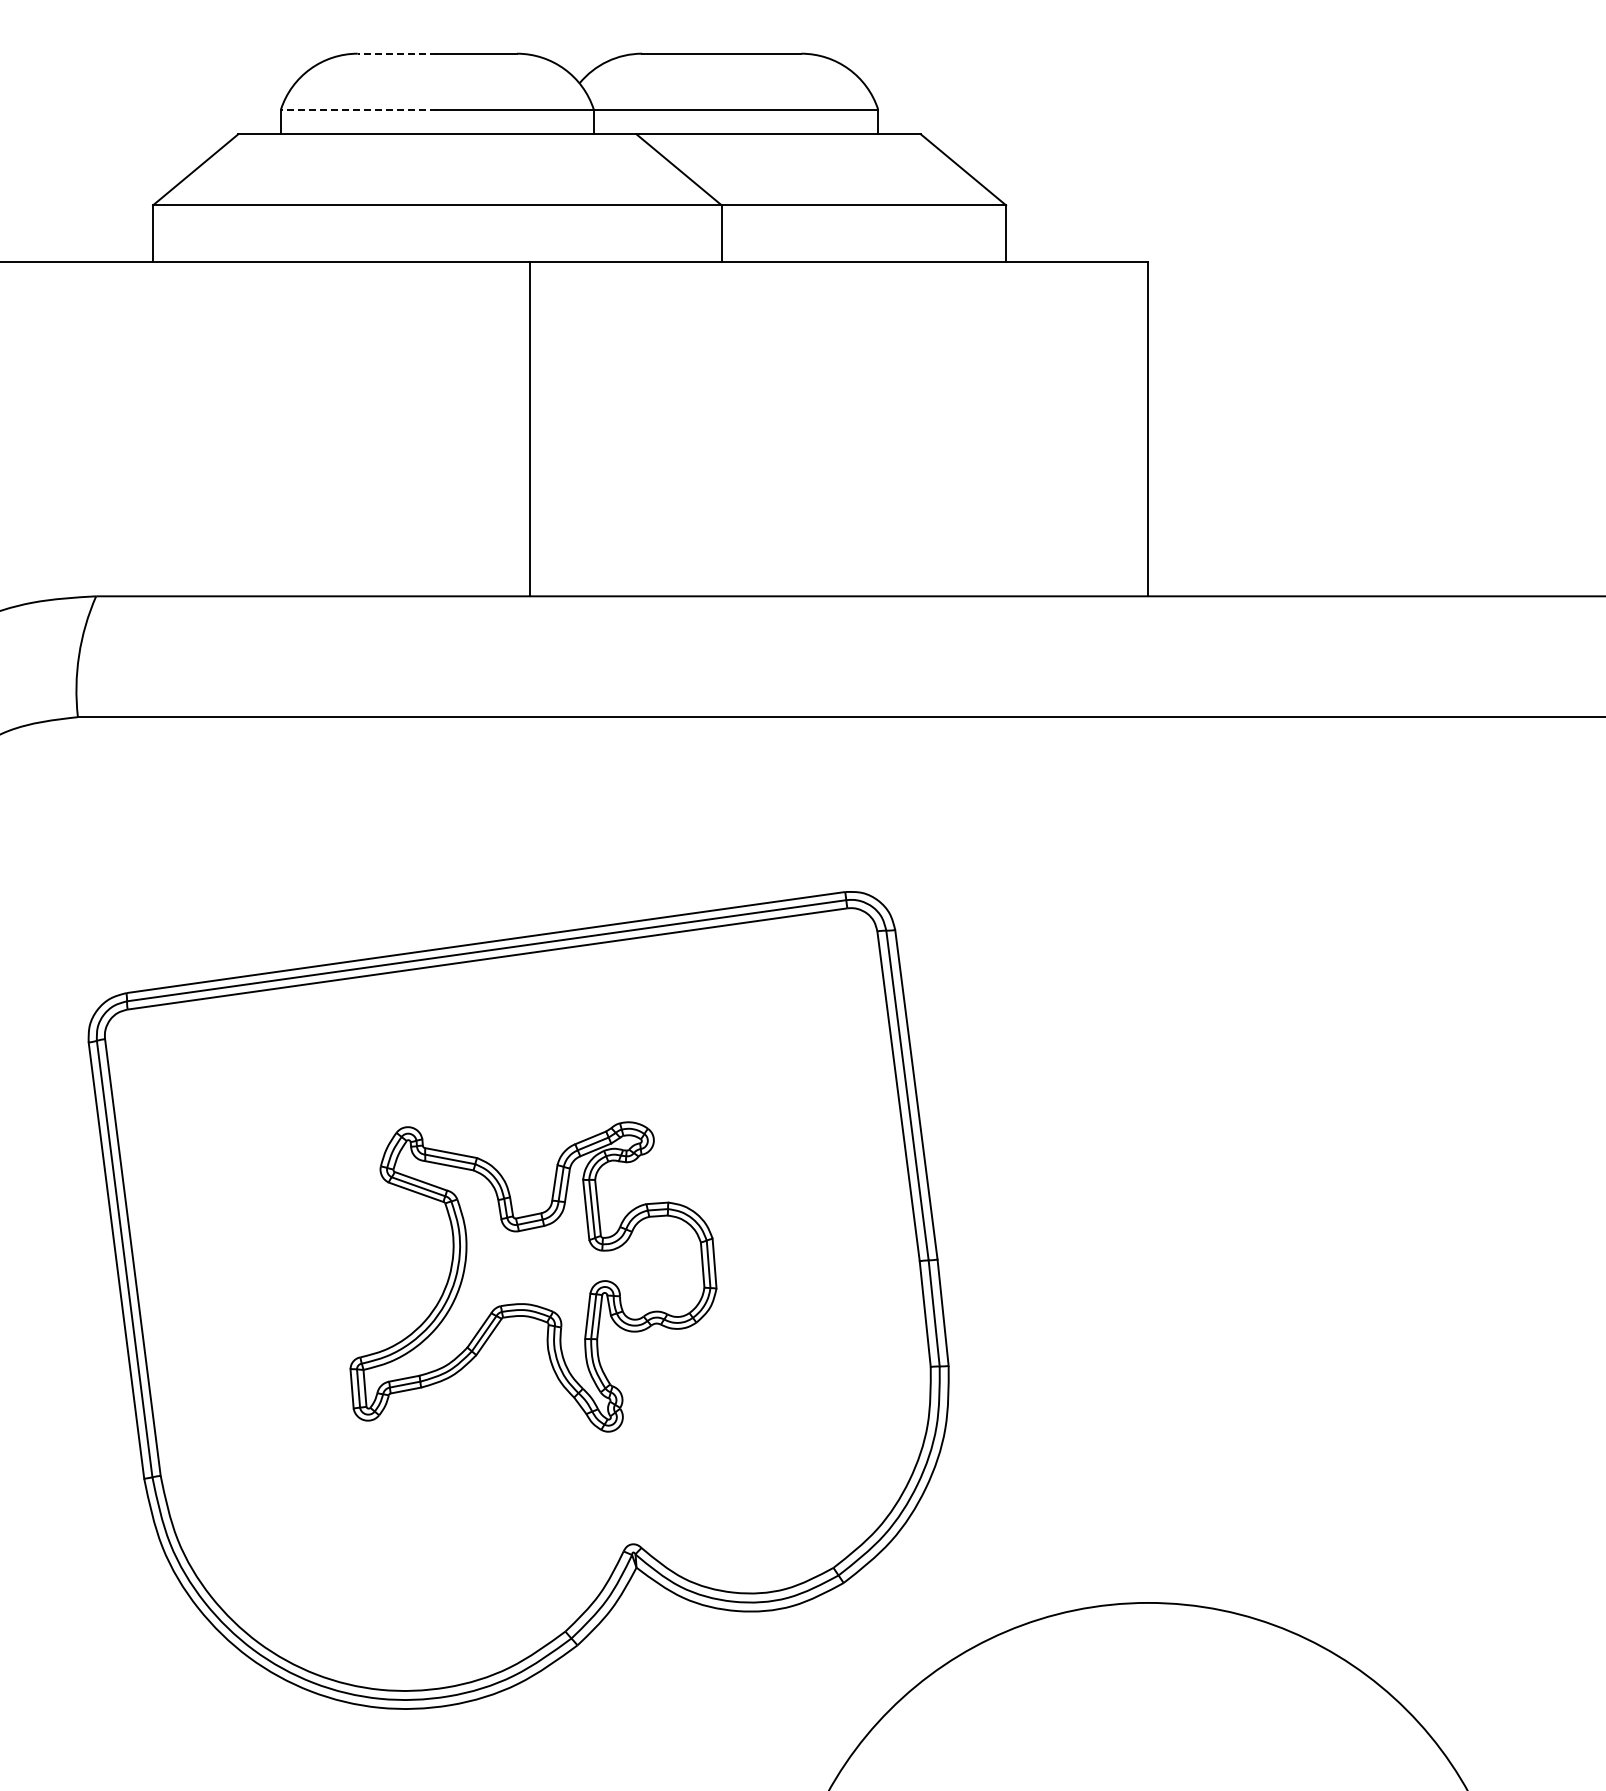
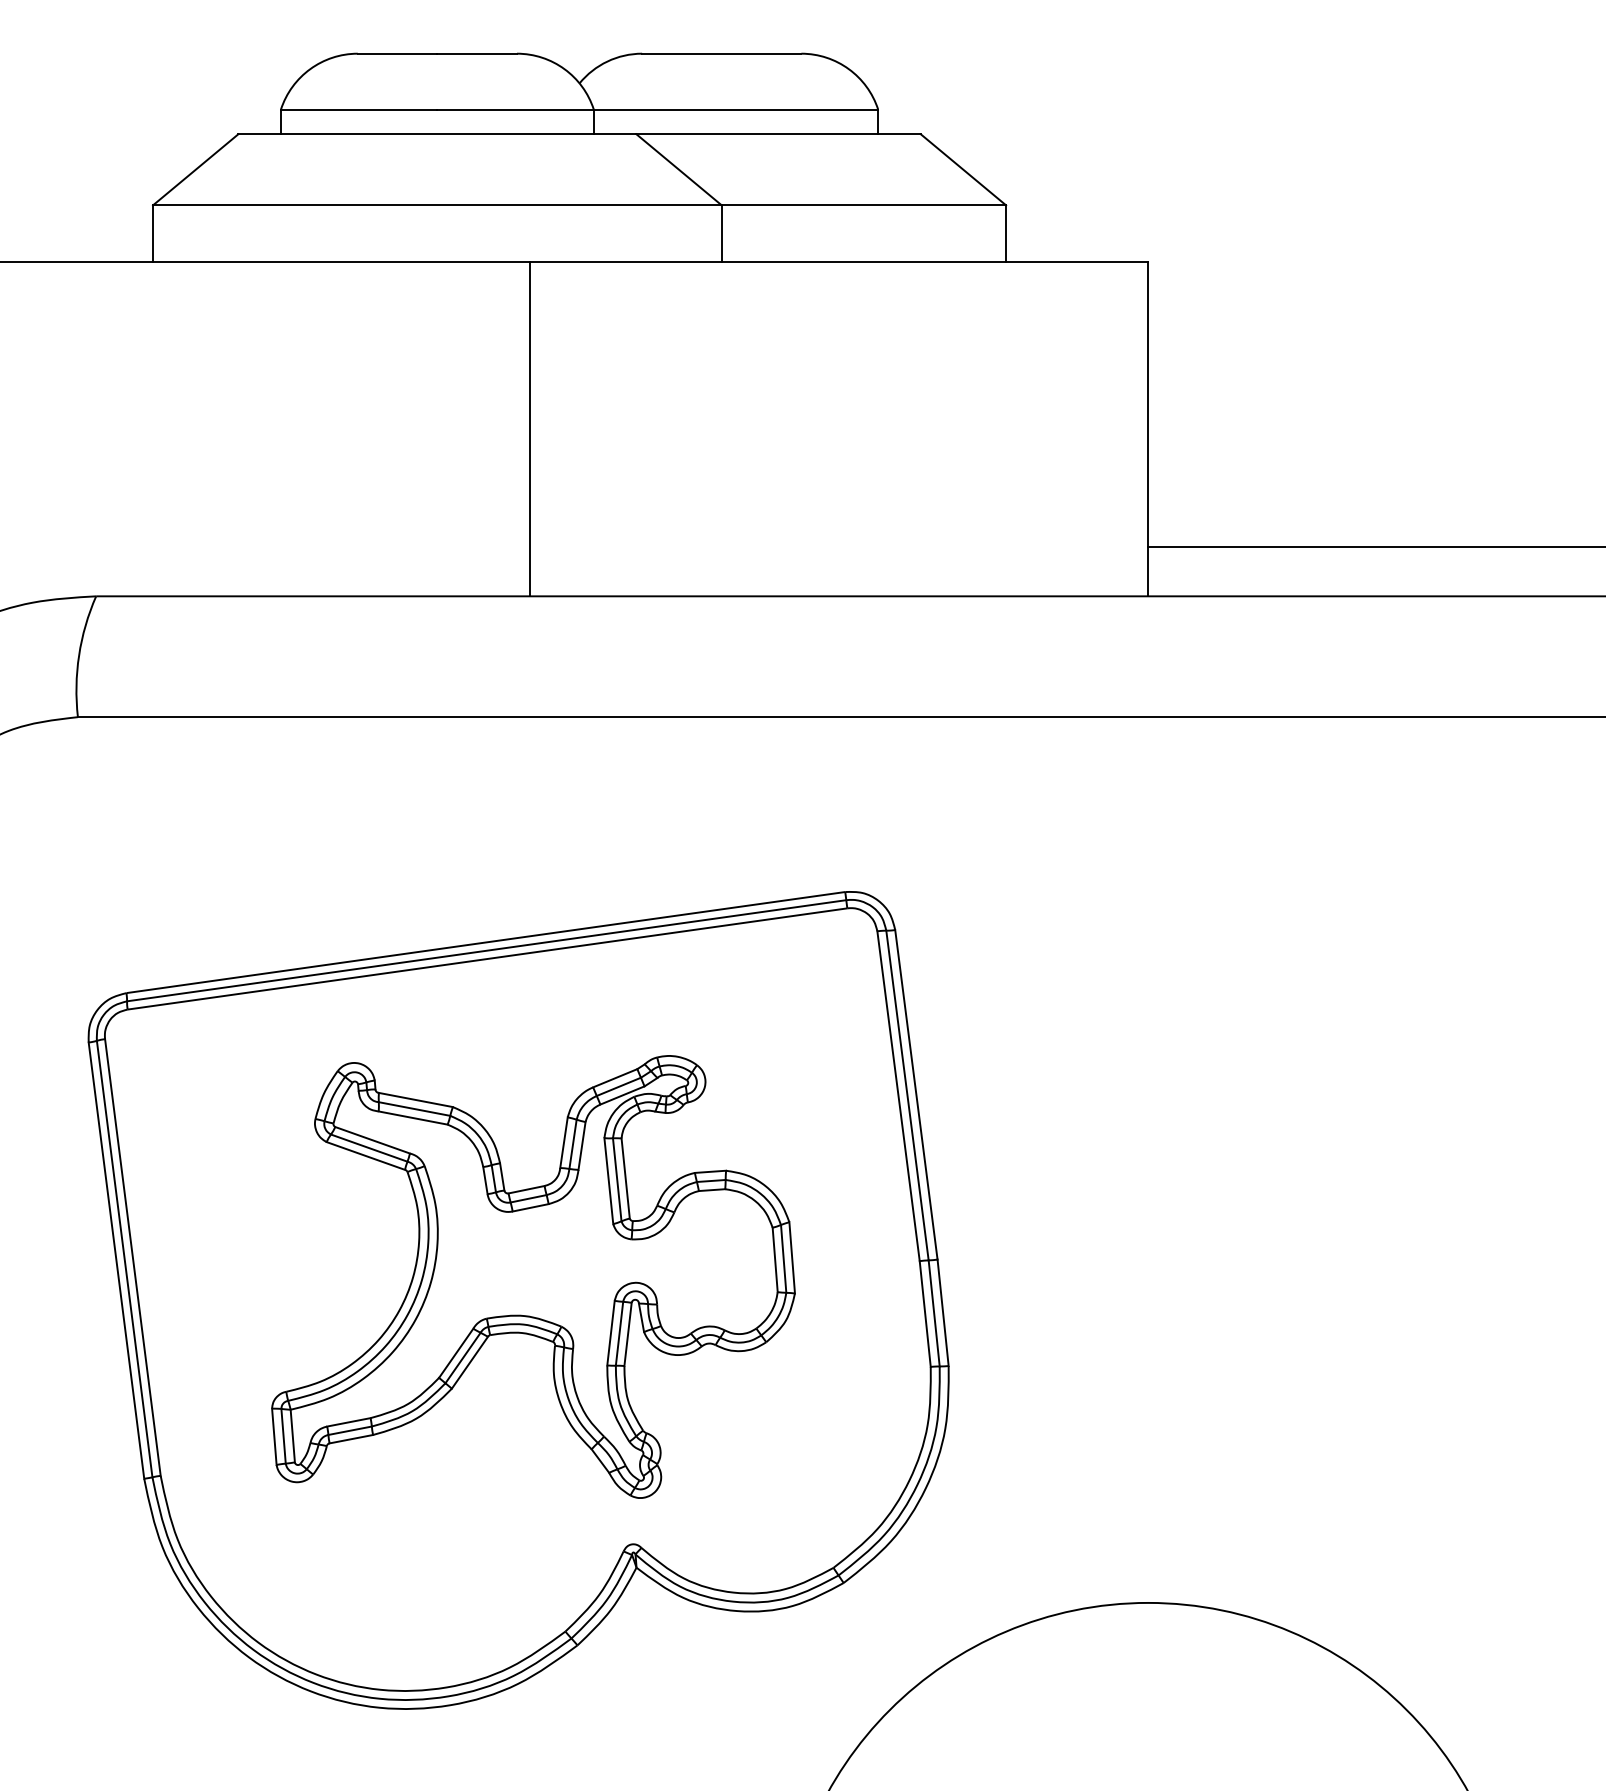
line: dashed -> solid (397, 53)
line: dashed -> solid (358, 109)
line: none -> present (1375, 546)
part size: 369x312 px -> 525x444 px (533, 1276)
